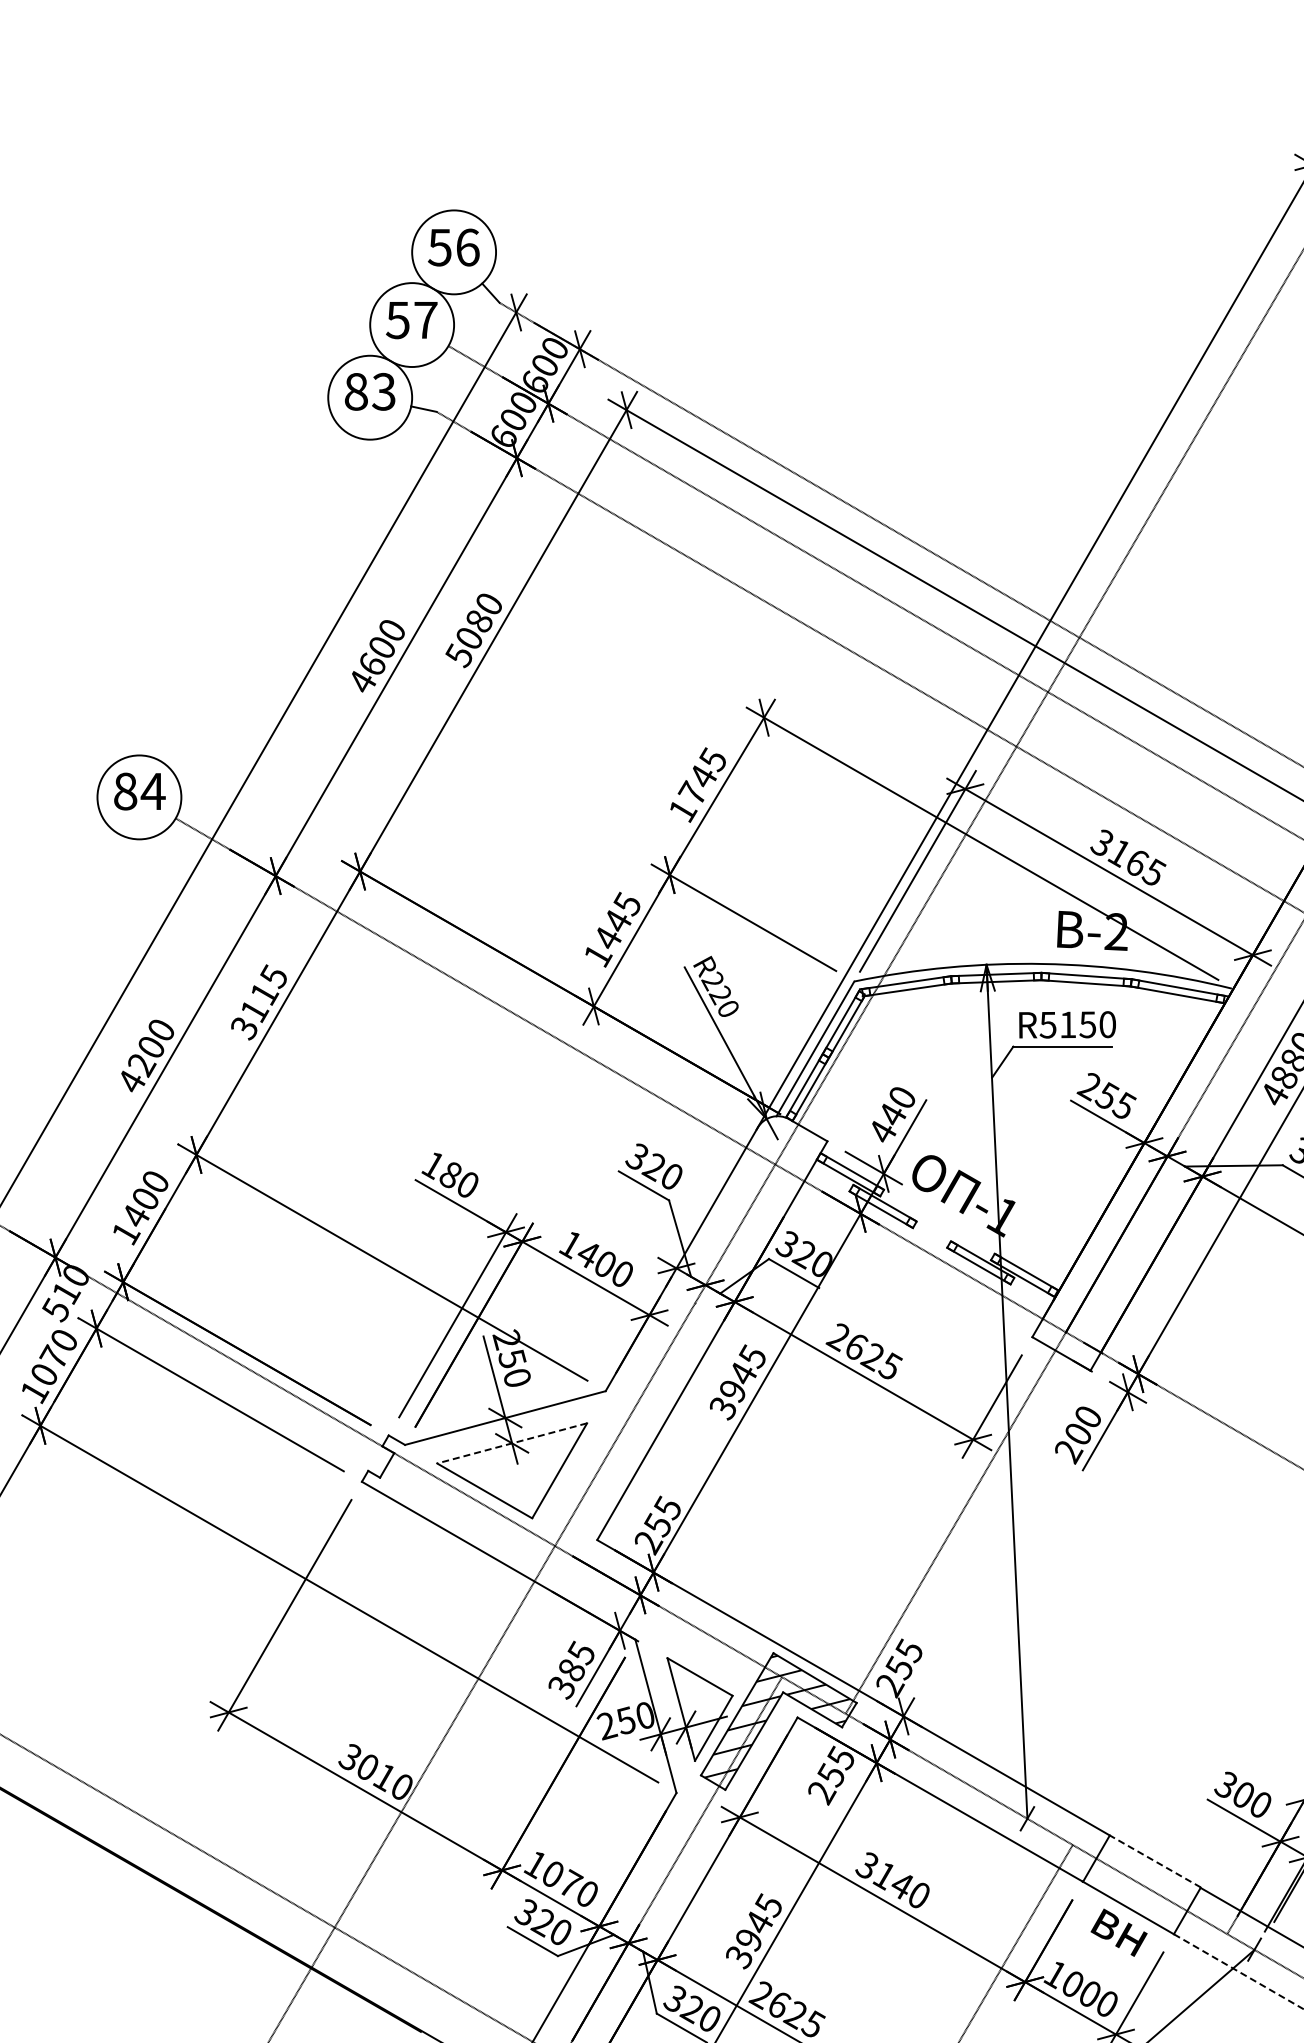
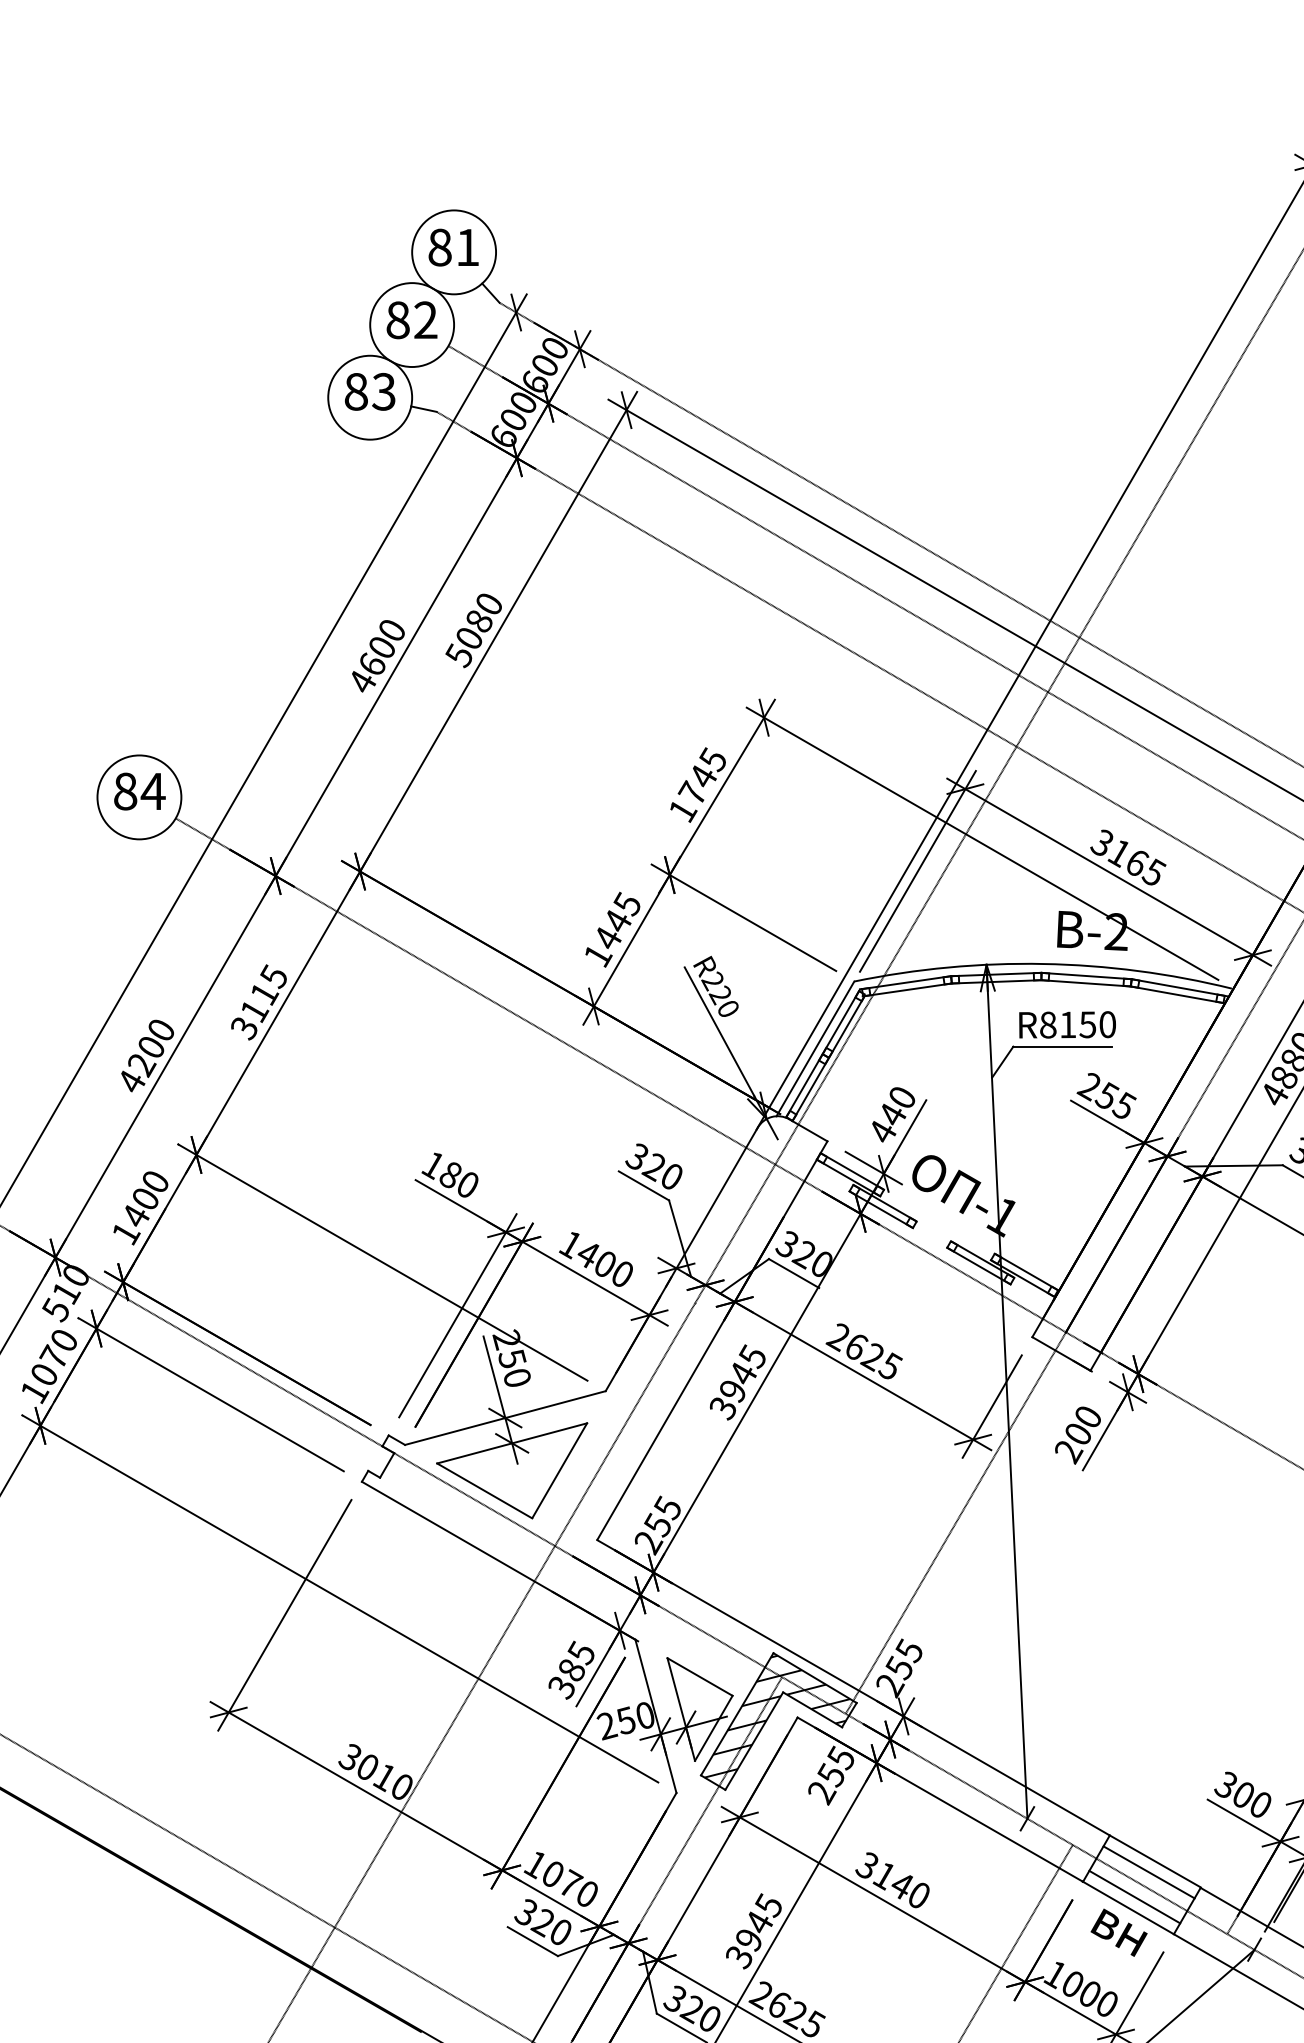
text: 56 -> 81 (453, 247)
text: 57 -> 82 (411, 320)
text: R5150 -> R8150 (1047, 1024)
line: dashed -> solid (512, 1443)
line: dashed -> solid (1154, 1861)
line: none -> present (1148, 1872)
line: none -> present (1134, 1896)
line: dashed -> solid (1238, 1971)
